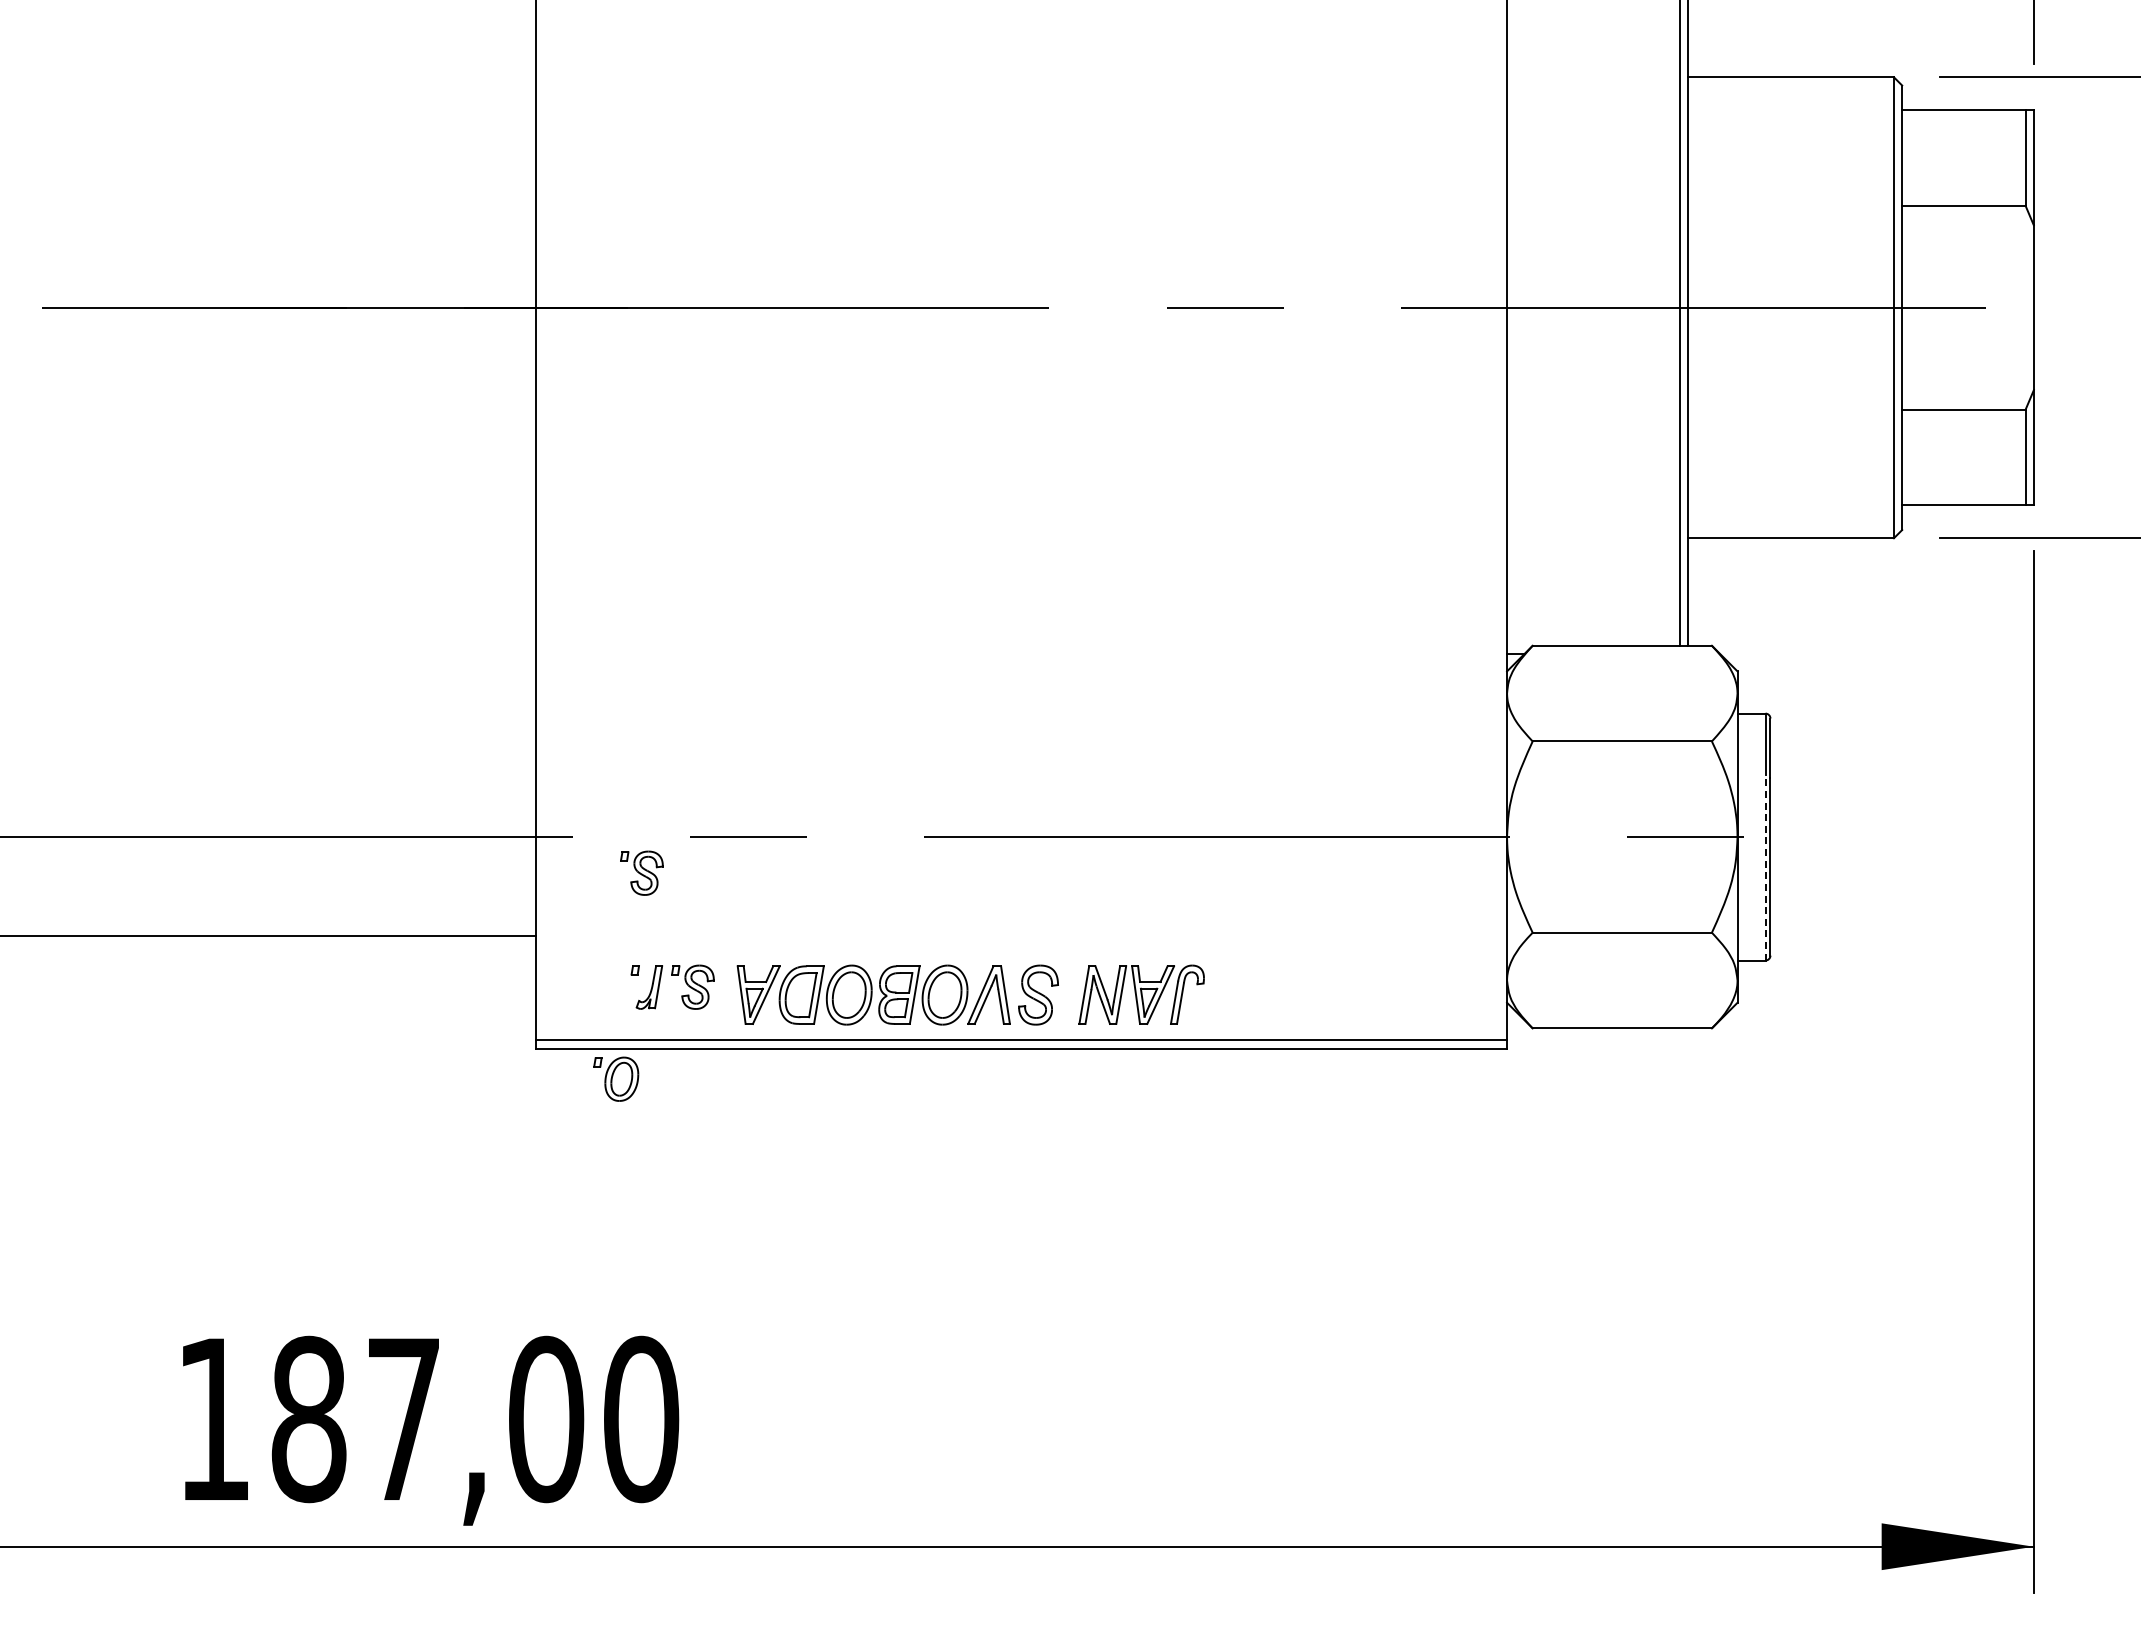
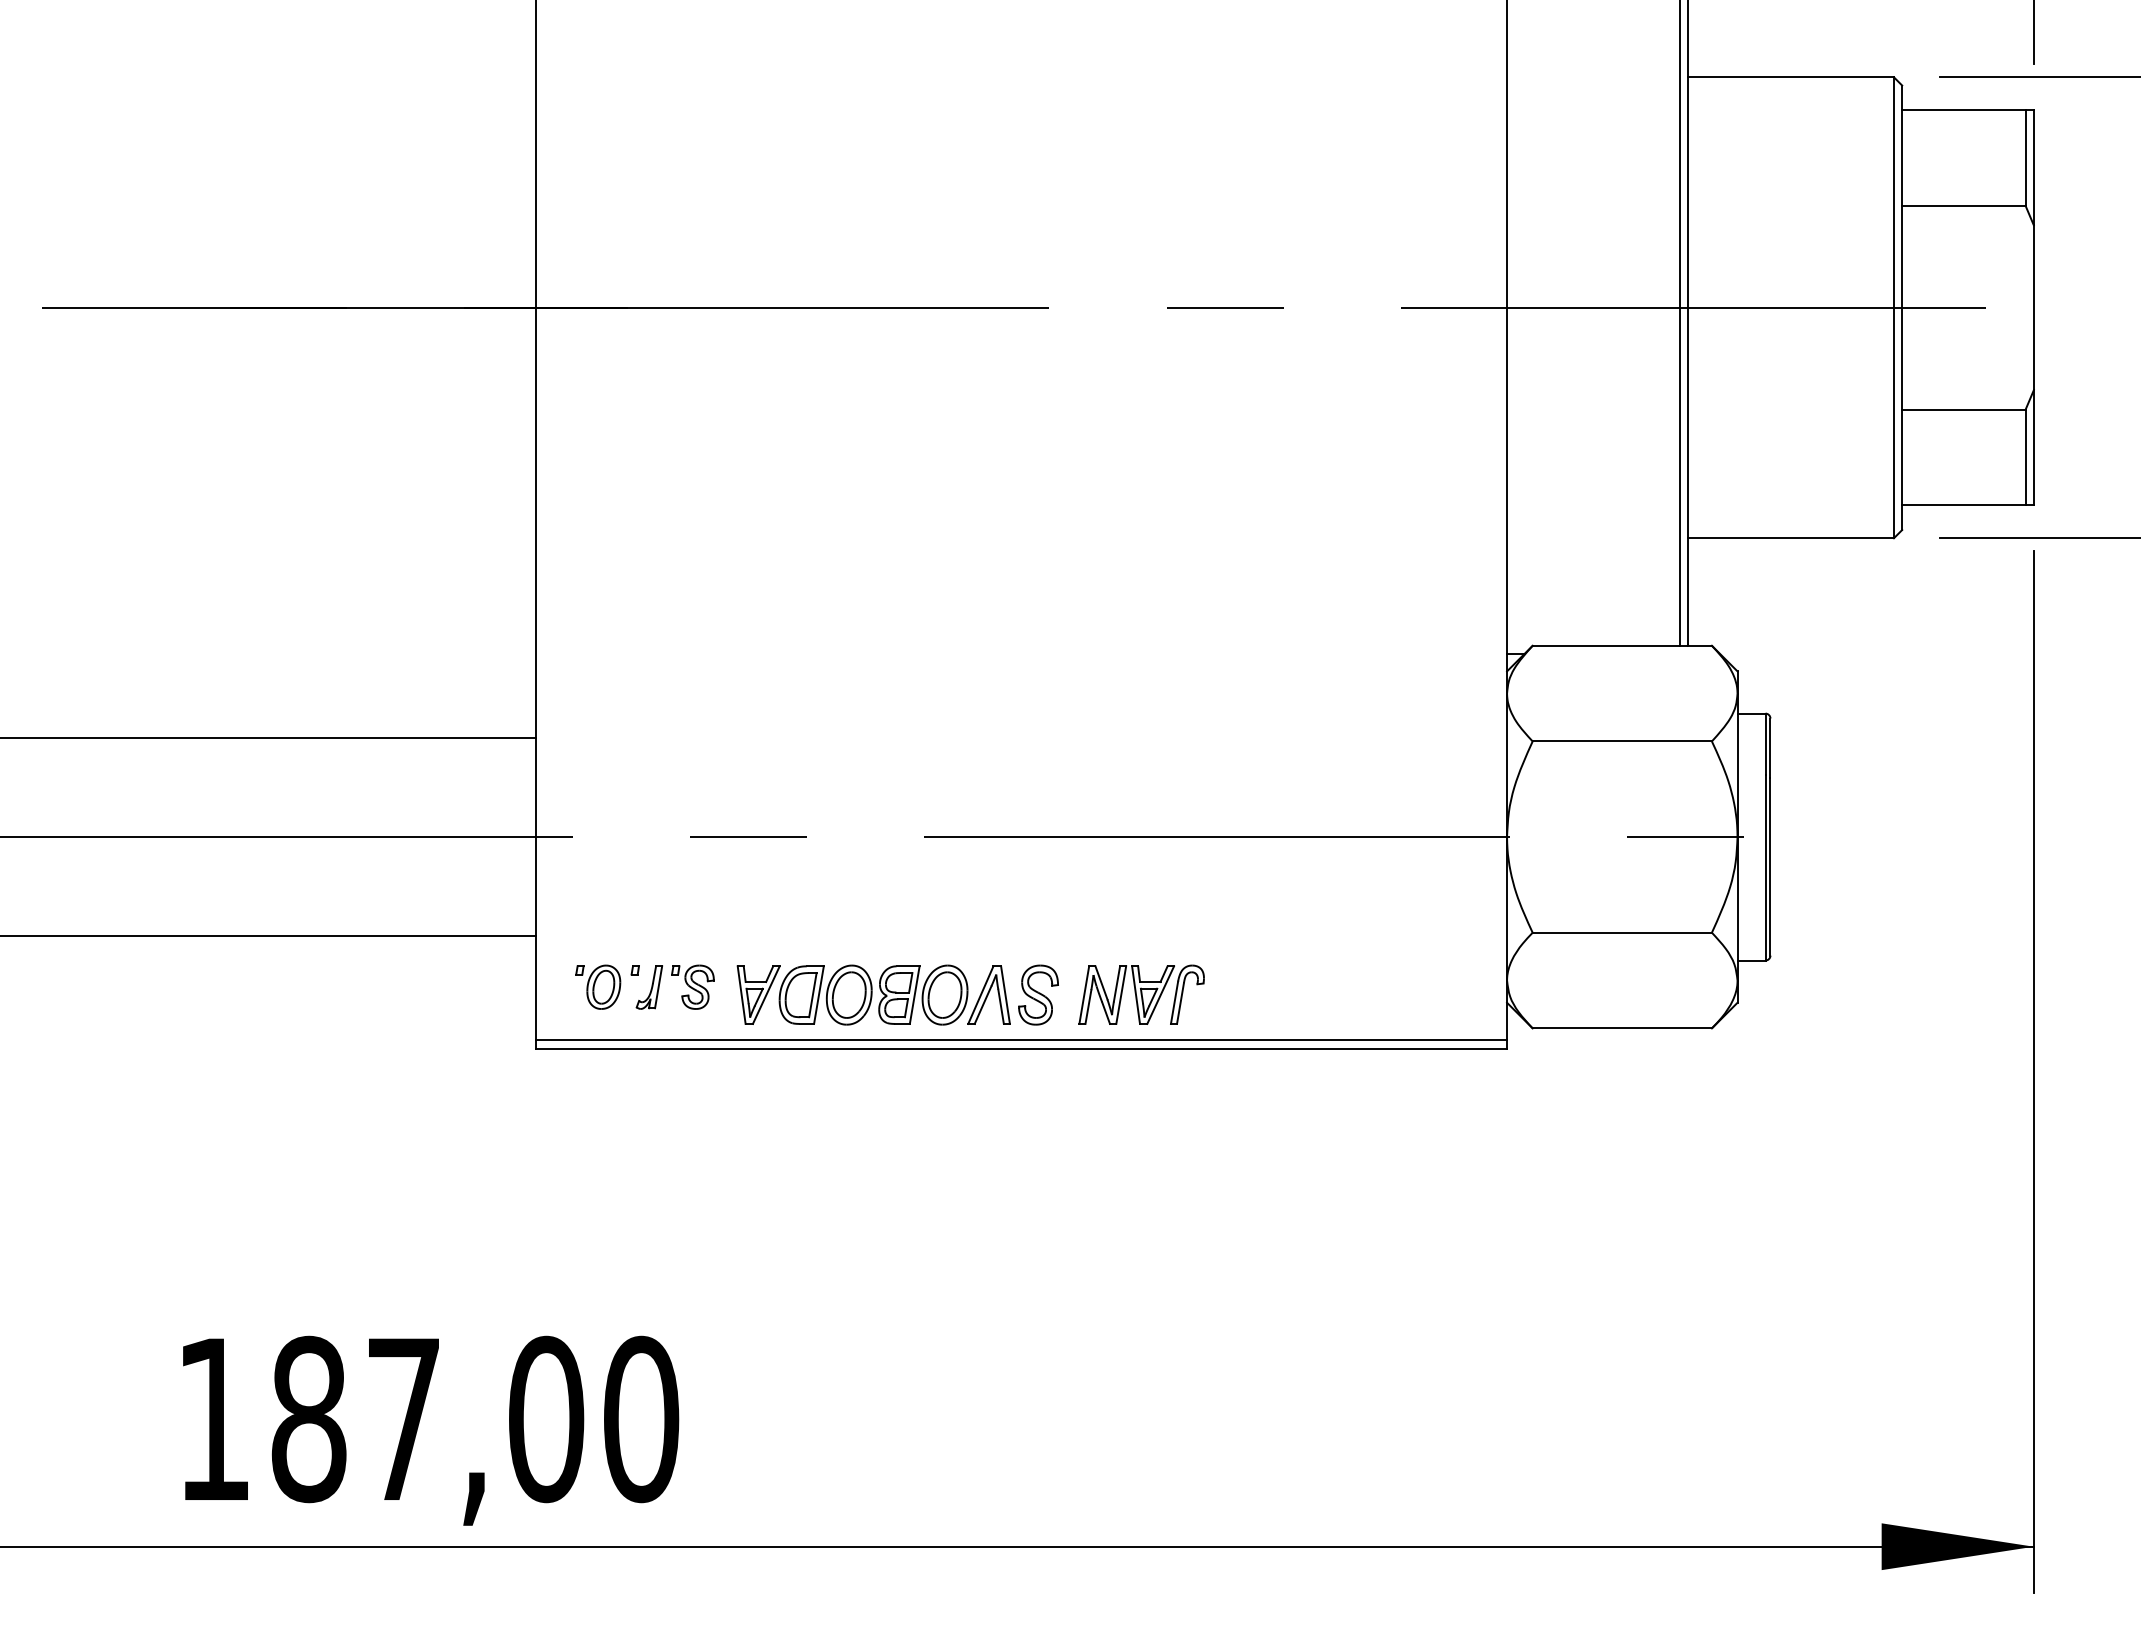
line: none -> present (268, 738)
line: dashed -> solid (1765, 867)
part: present -> none (641, 872)
part position: (616, 1078) -> (598, 986) (598, 986)
